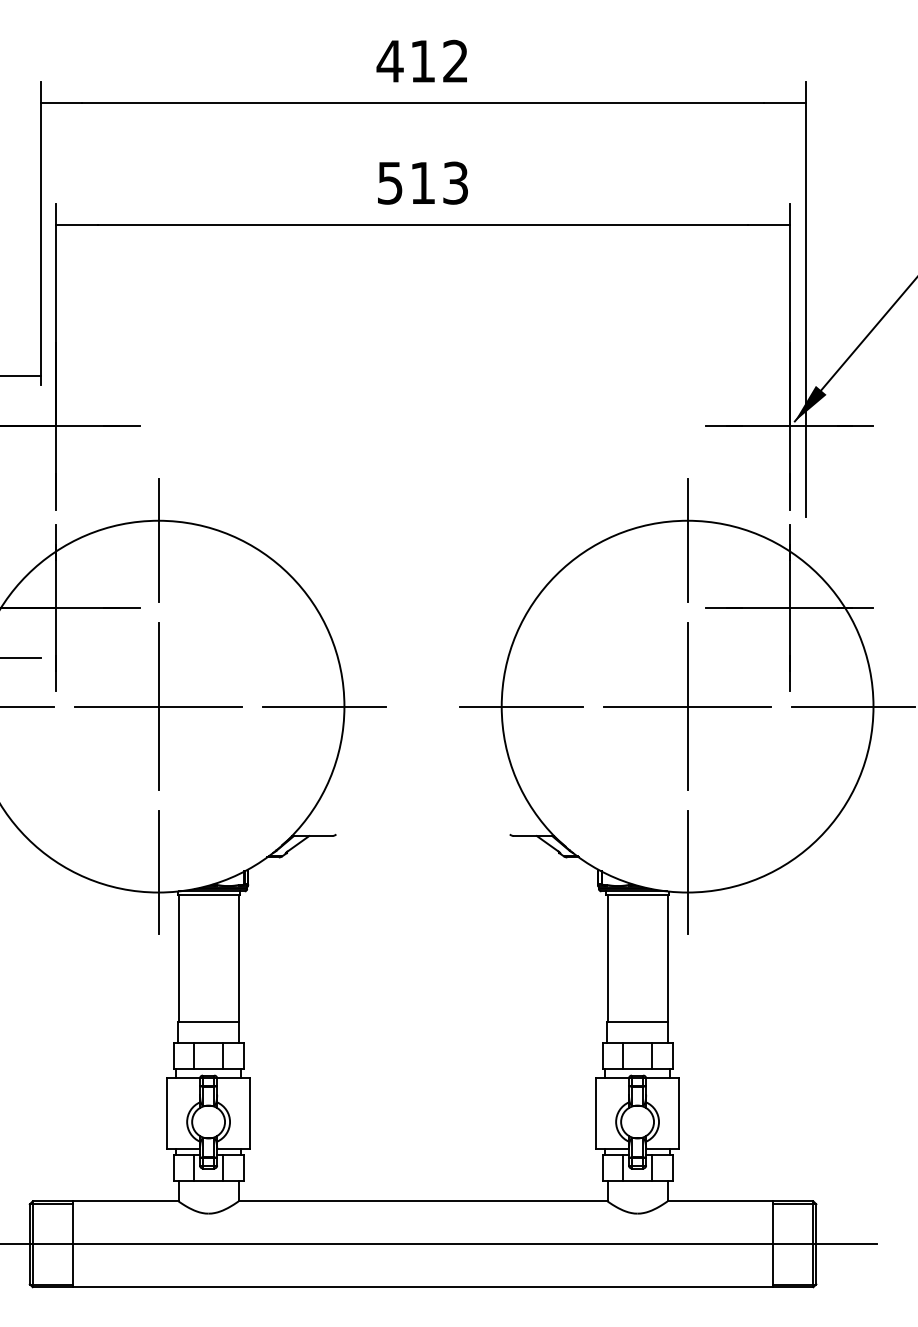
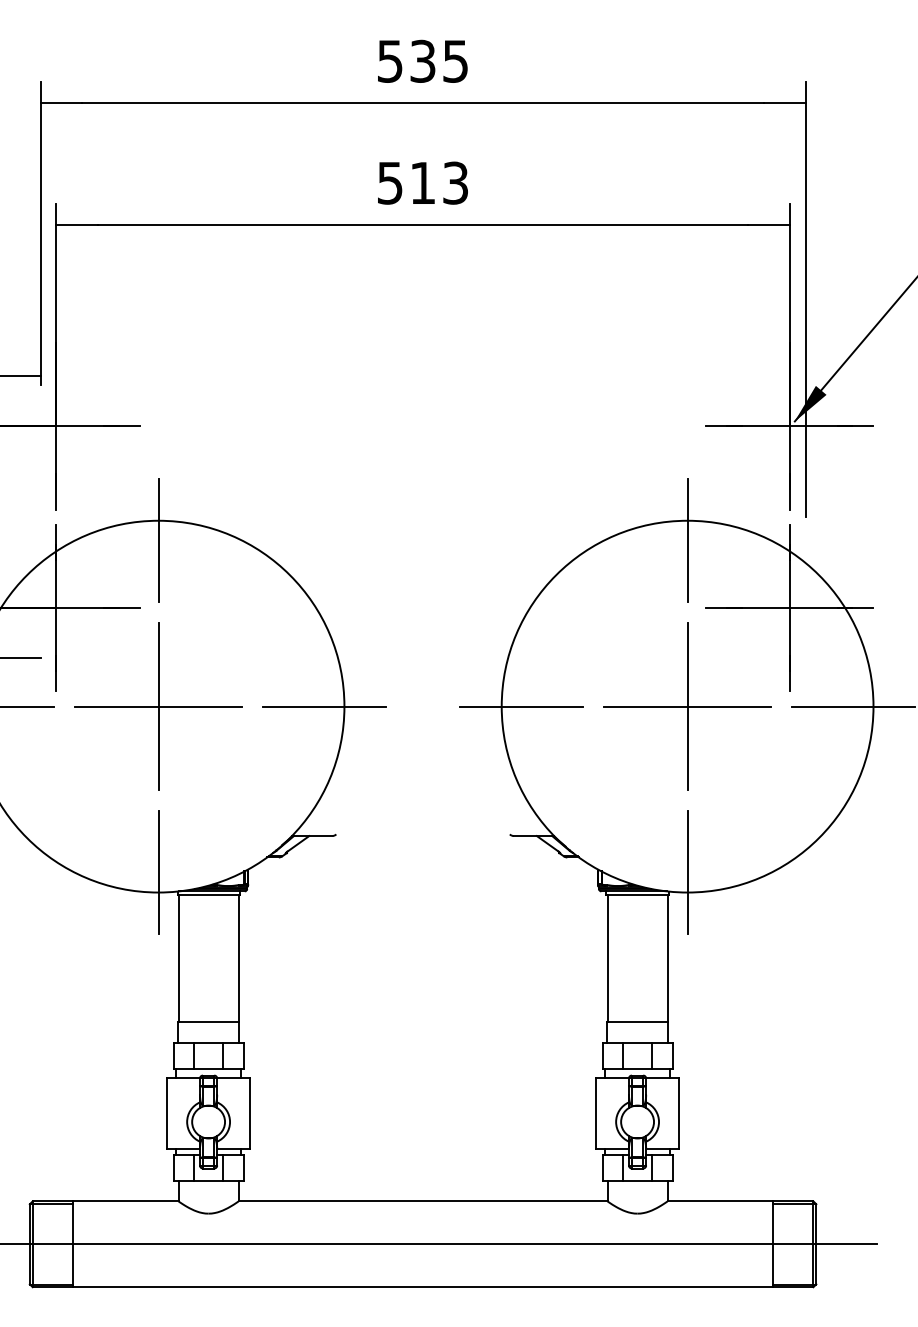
text: 412 -> 535 (421, 60)
